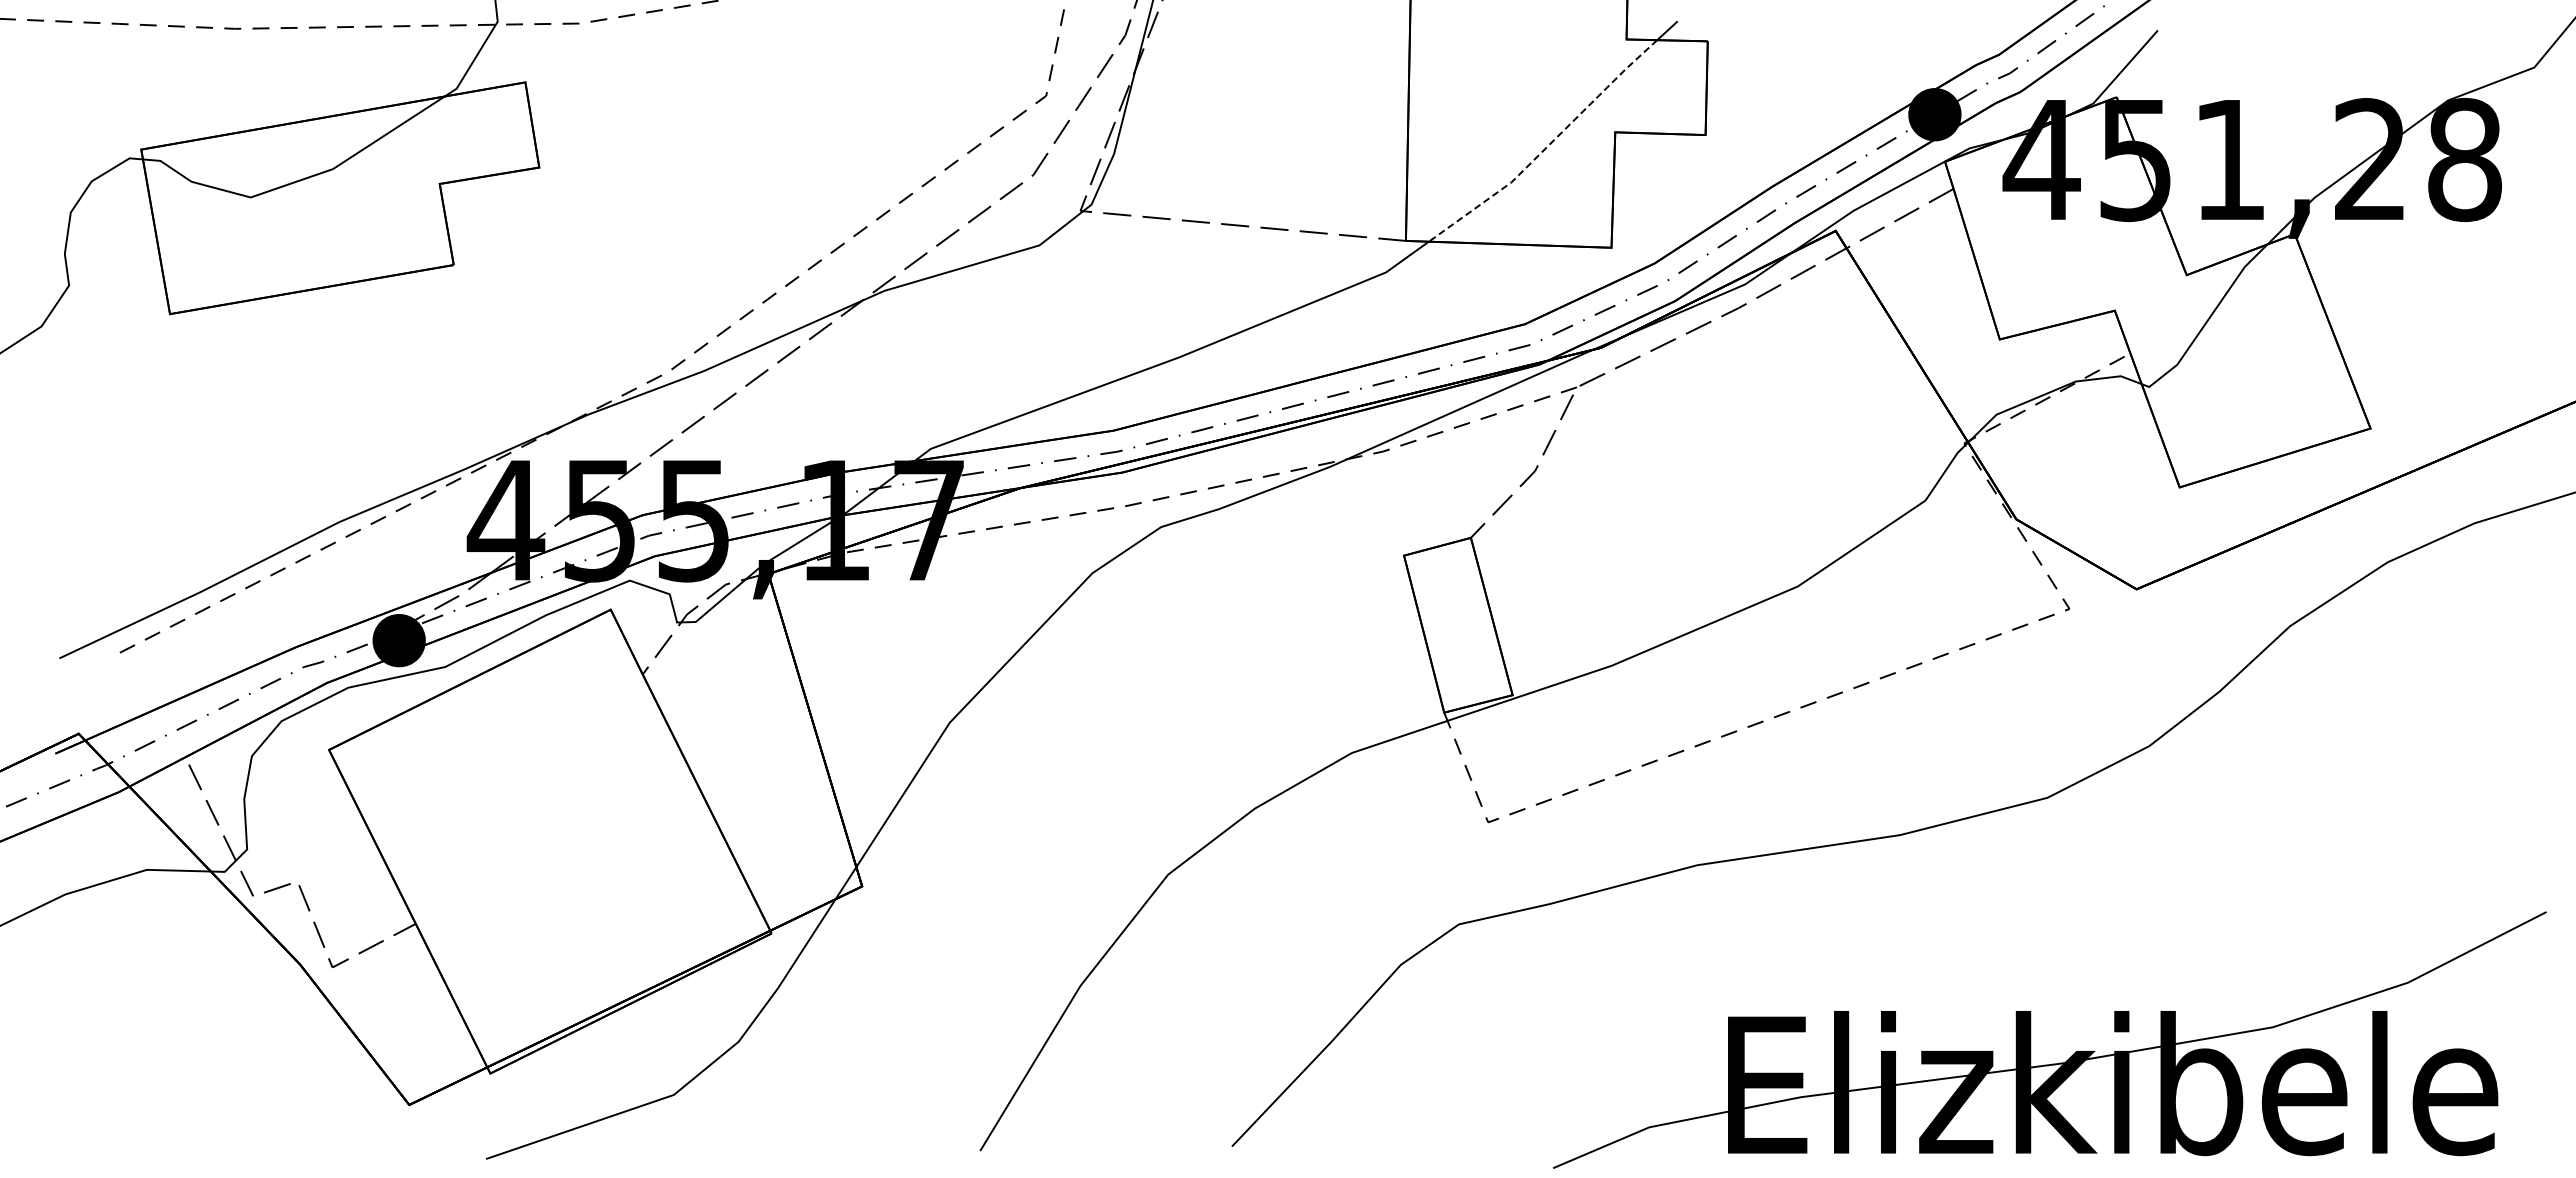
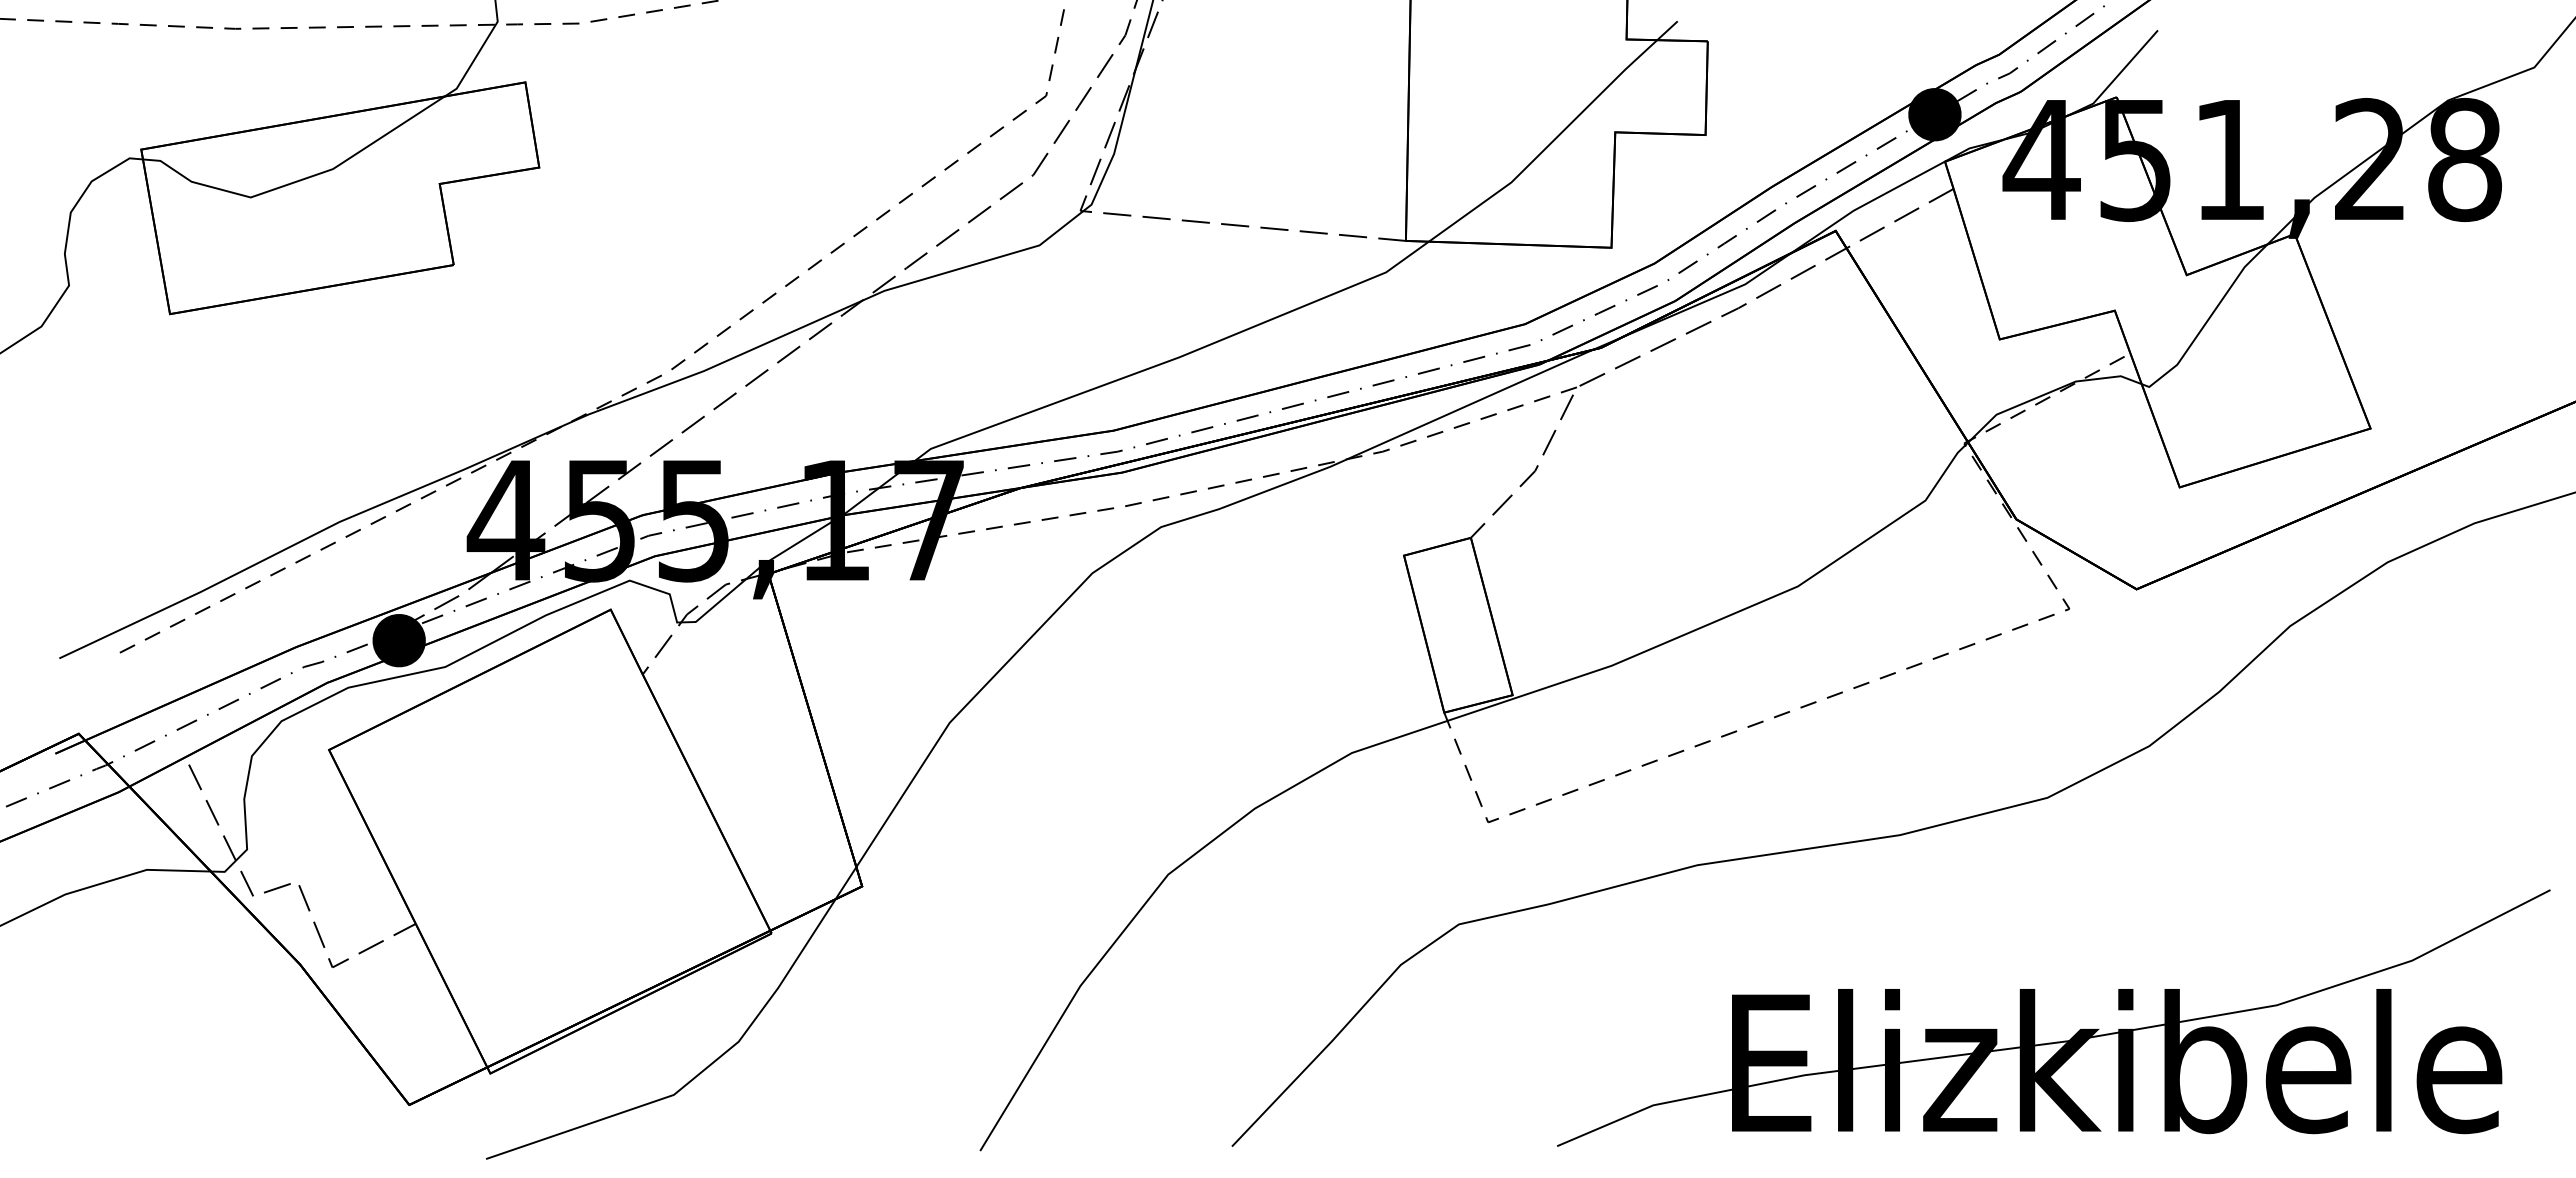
line: dashed -> solid (1547, 146)
part position: (2031, 1039) -> (2035, 1017) (2035, 1017)
